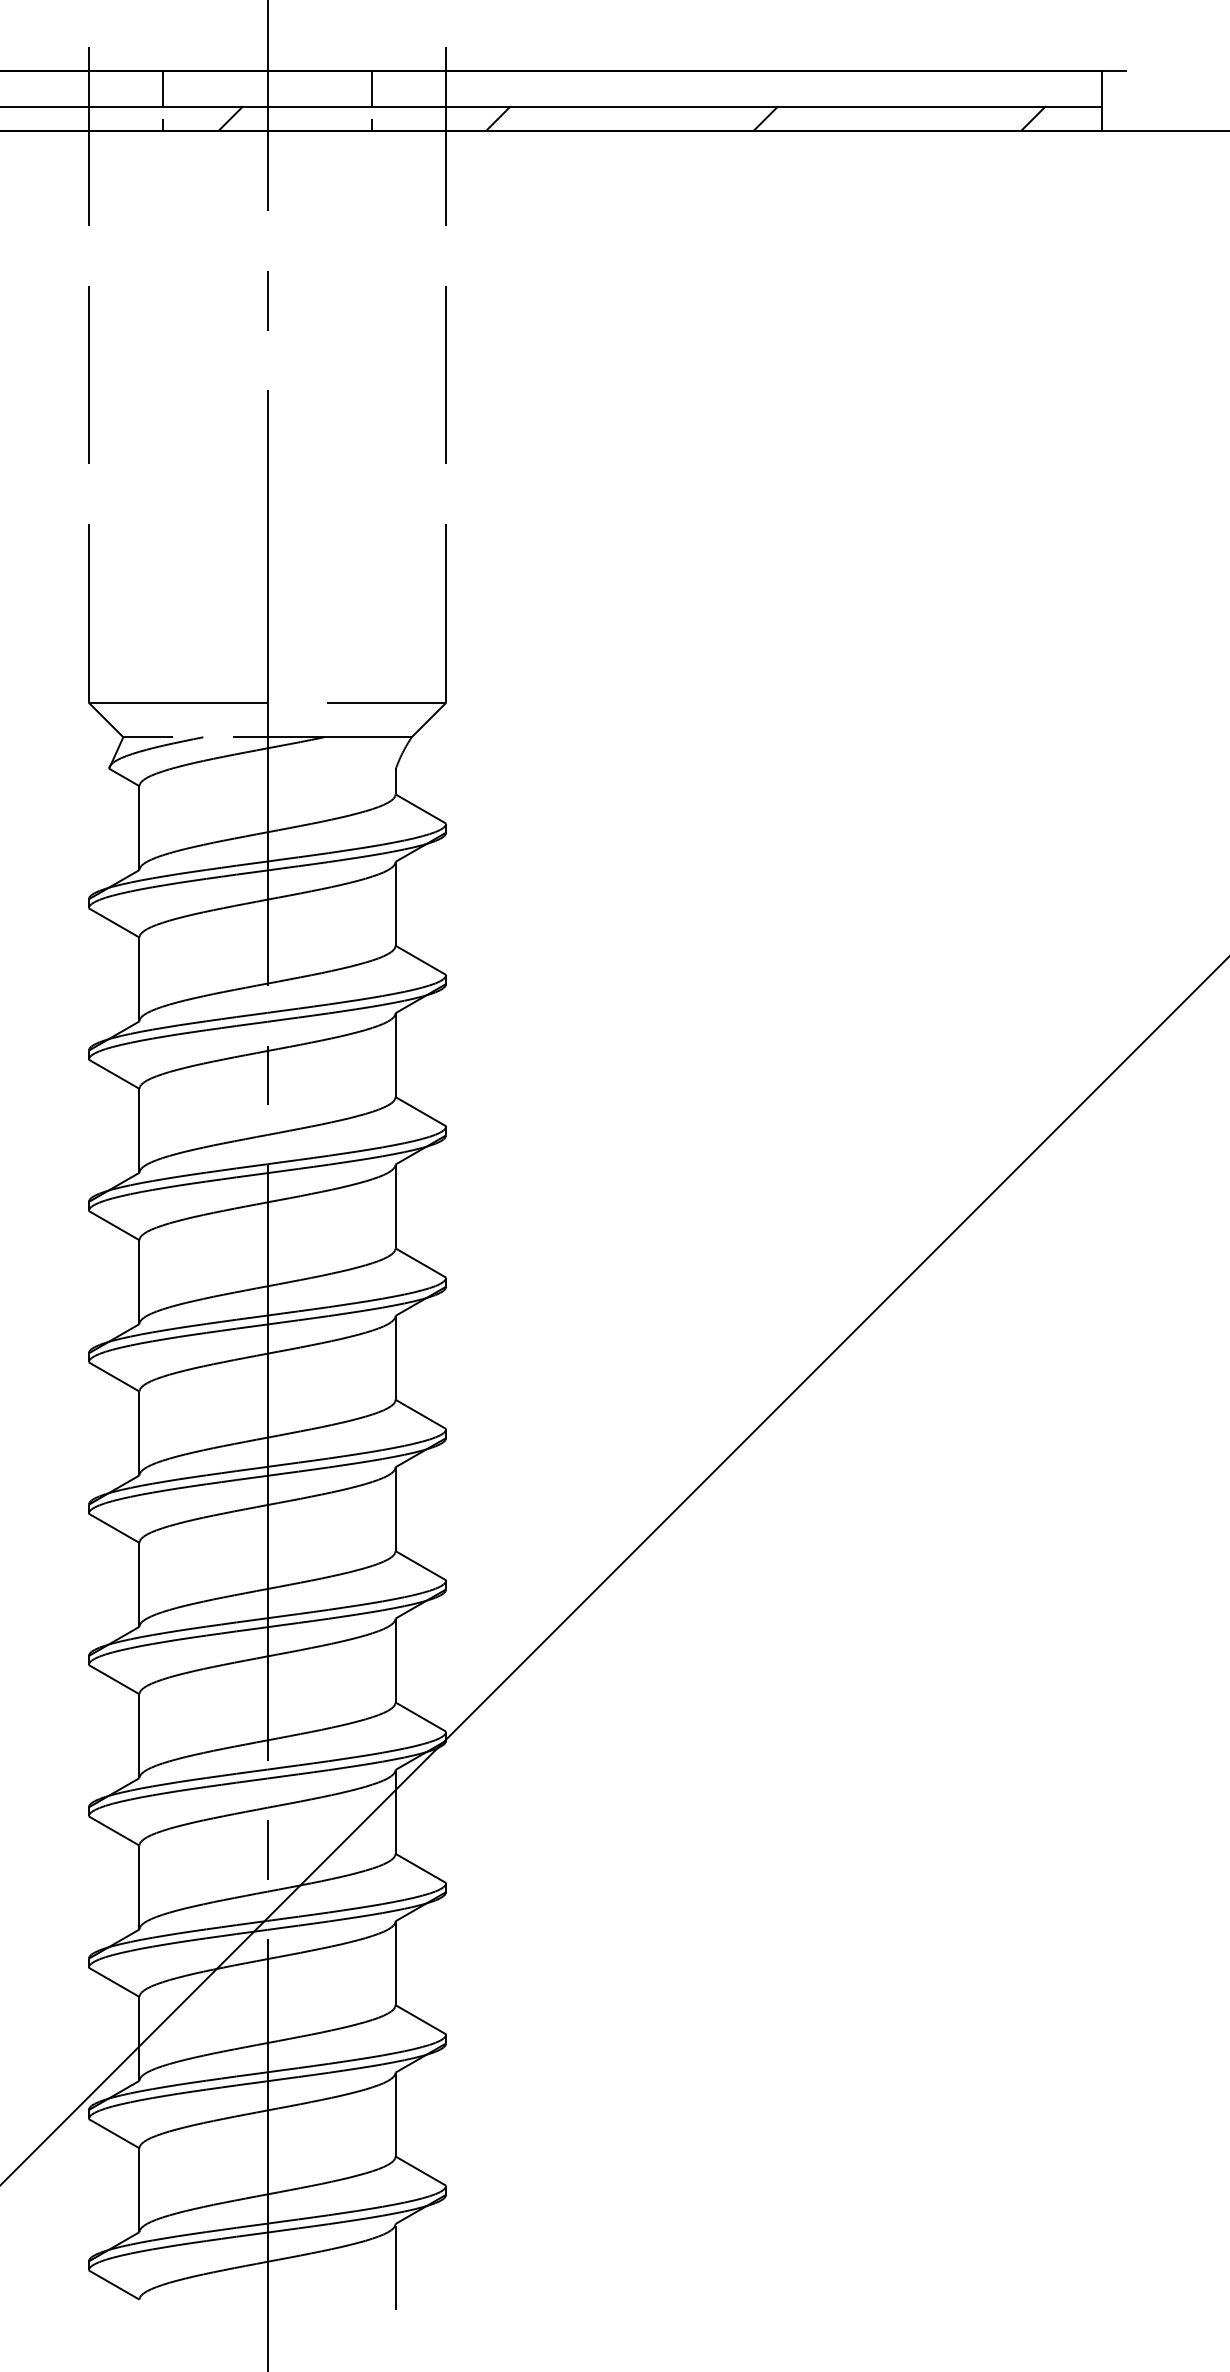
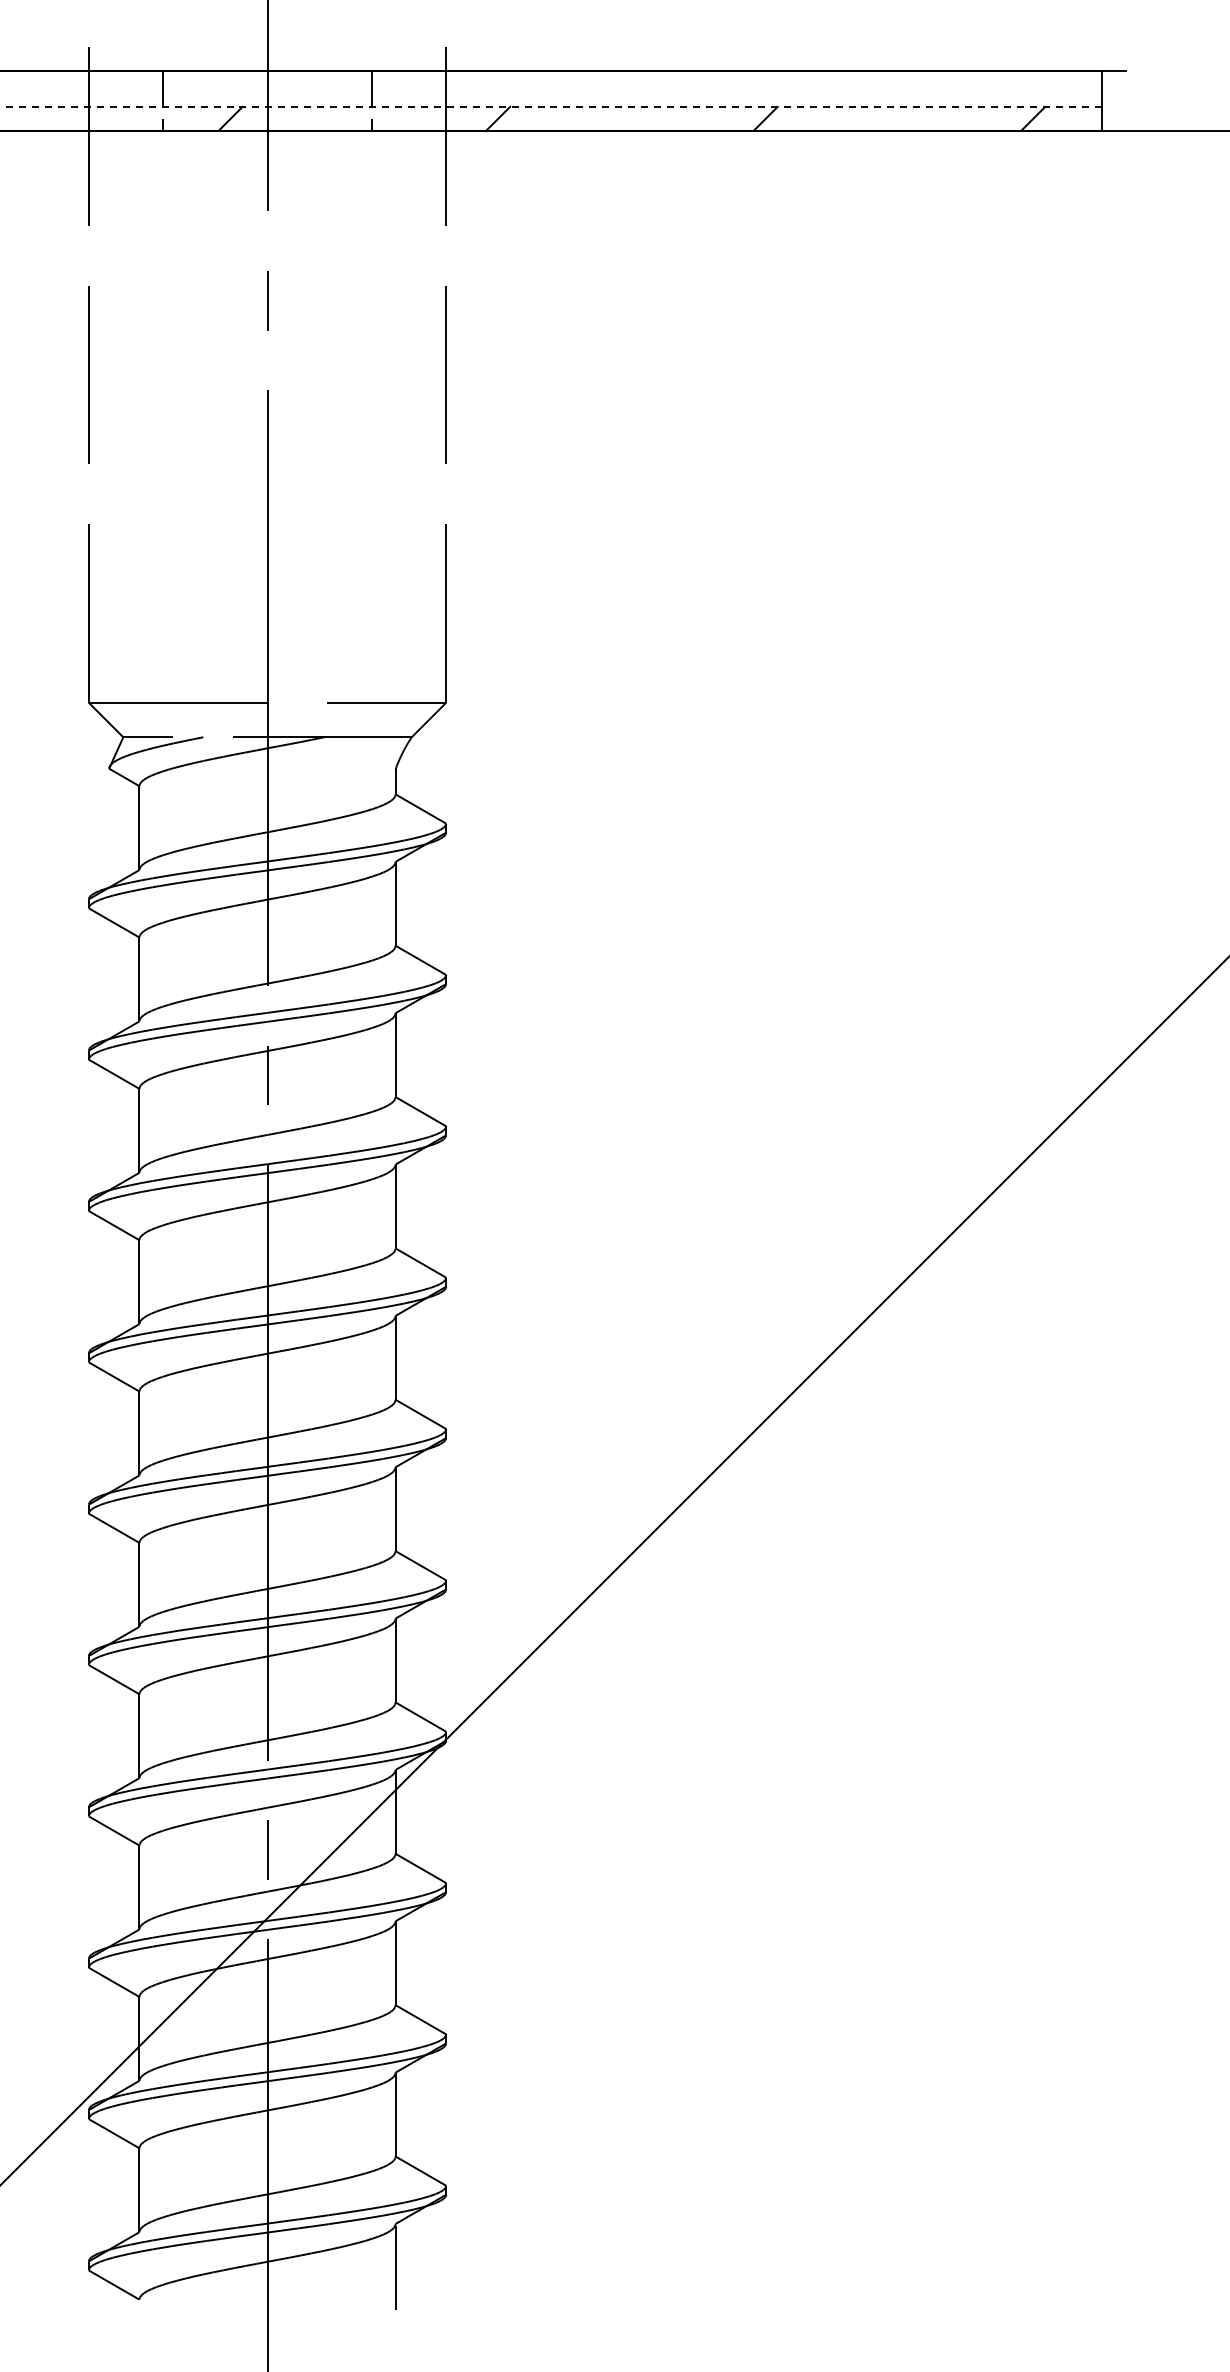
line: solid -> dashed (550, 106)
